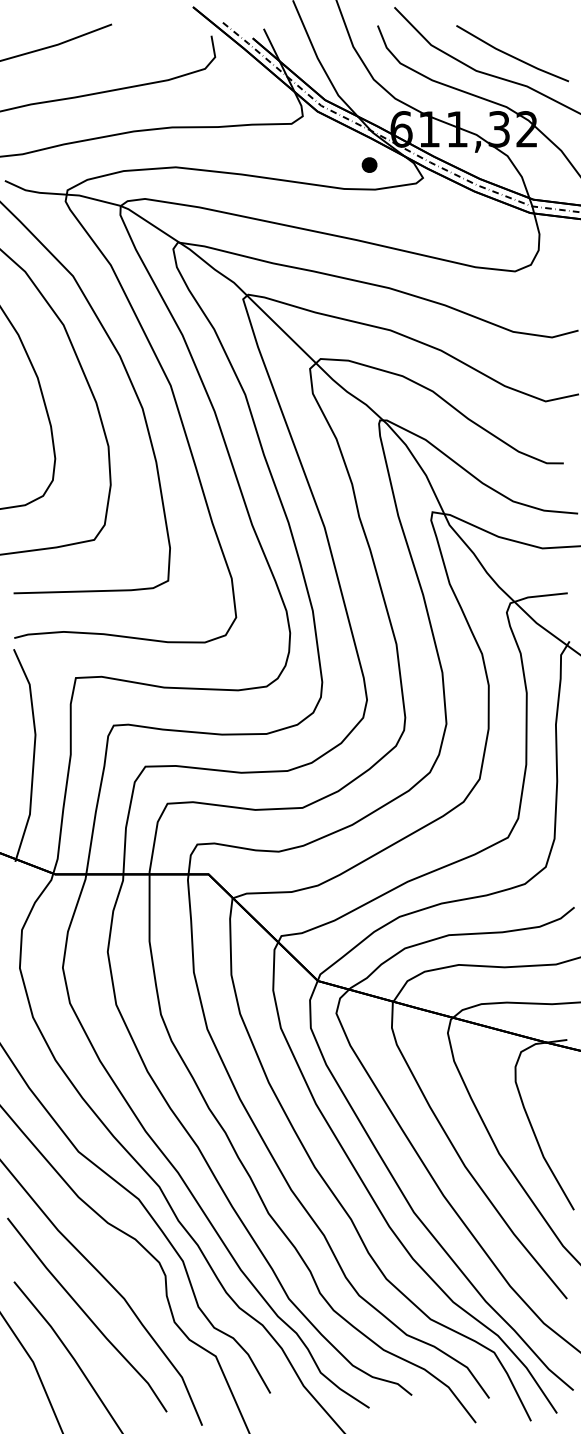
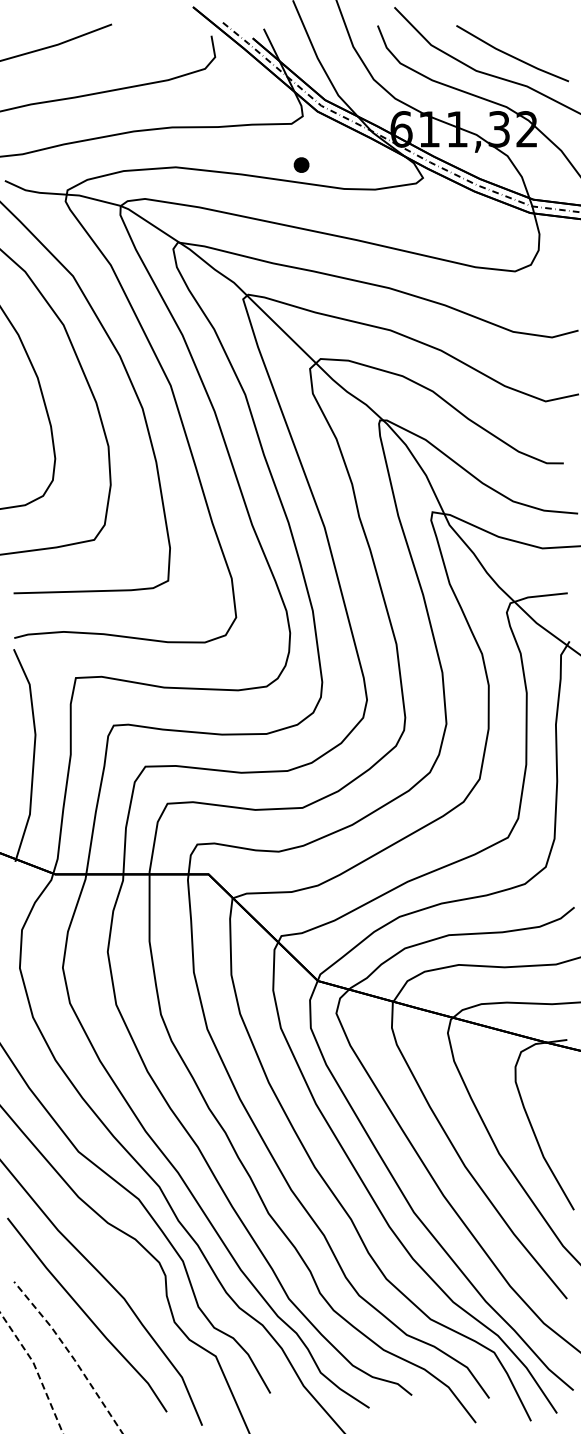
part position: (369, 164) -> (301, 164) (301, 164)
line: solid -> dashed (71, 1354)
line: solid -> dashed (36, 1369)
